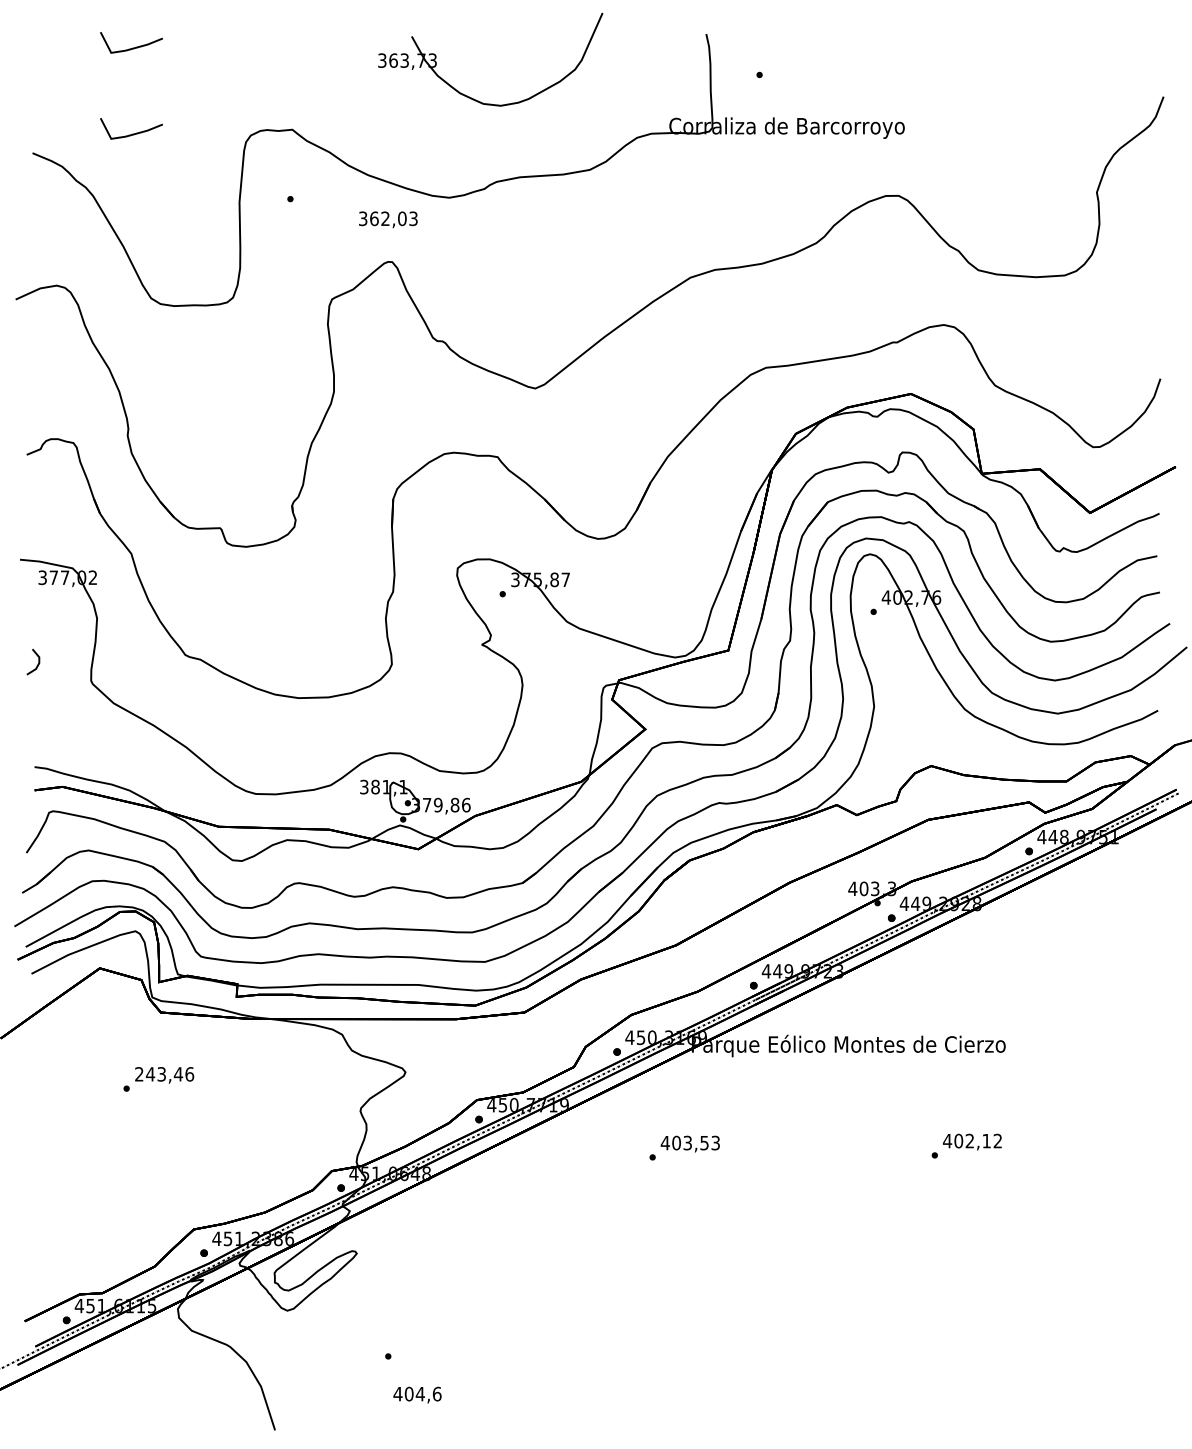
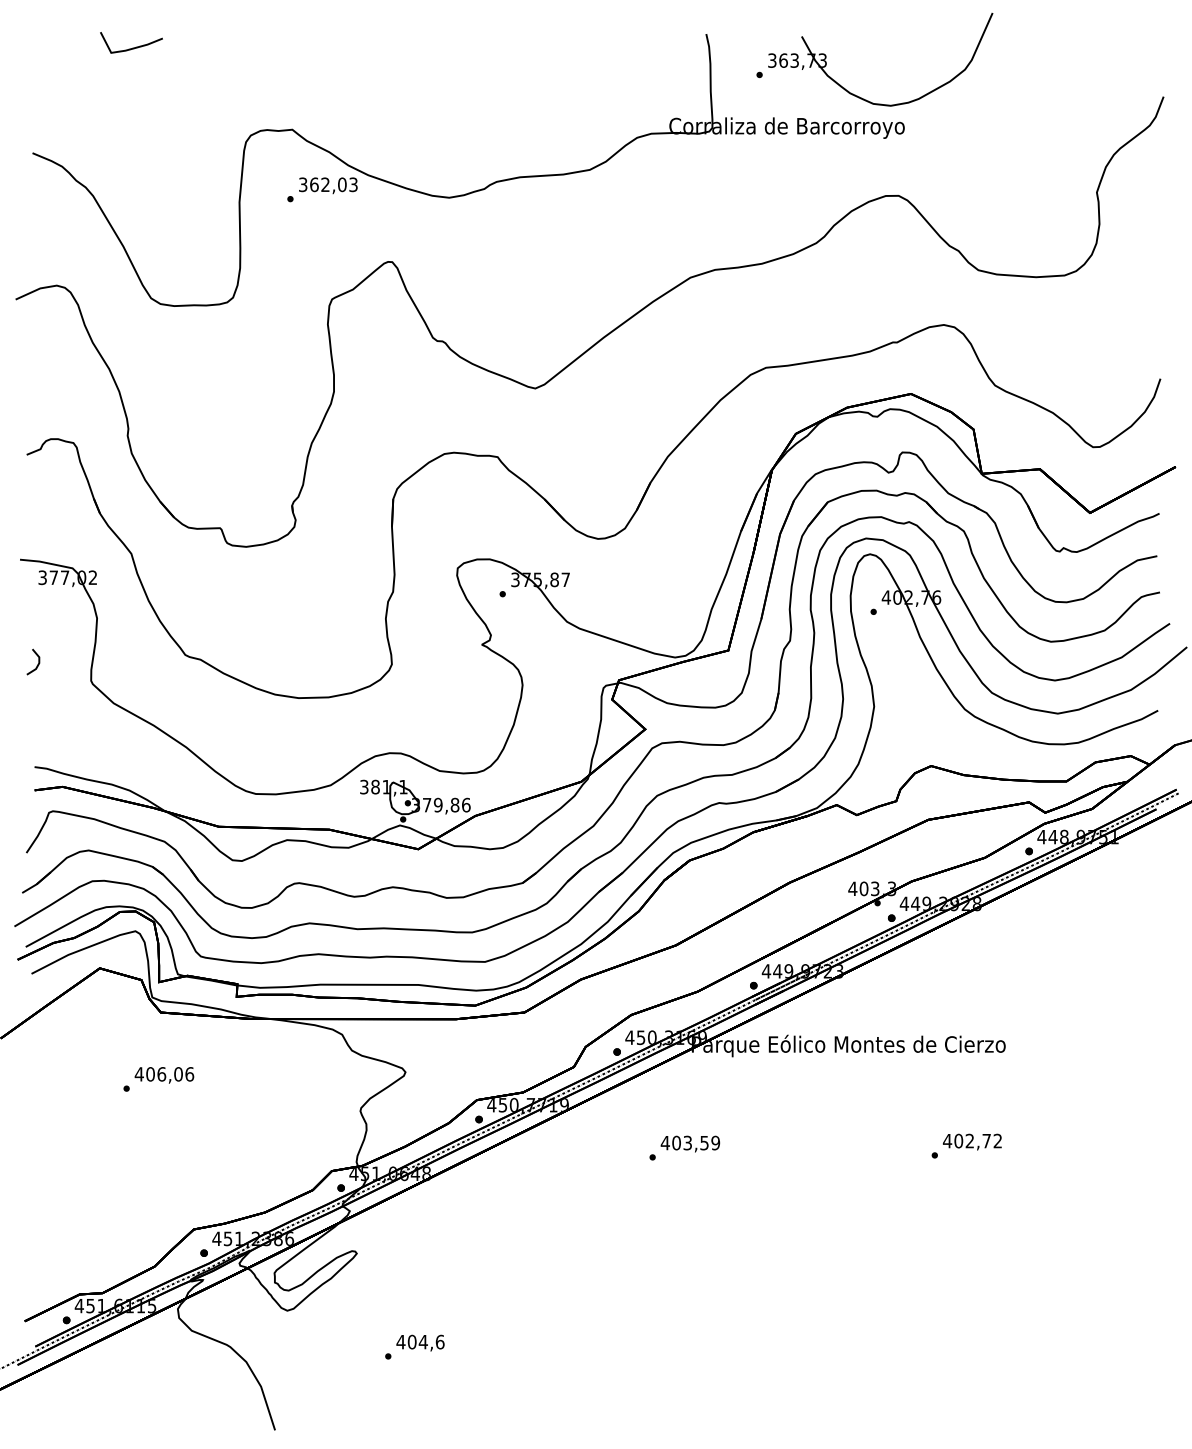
part position: (474, 98) -> (864, 98) (864, 98)
line: present -> none (132, 133)
text position: (388, 219) -> (328, 185) (328, 185)
text: 243,46 -> 406,06 (158, 1074)
text: 402,12 -> 402,72 (986, 1141)
text: 403,53 -> 403,59 (715, 1142)
text position: (417, 1394) -> (420, 1342) (420, 1342)
